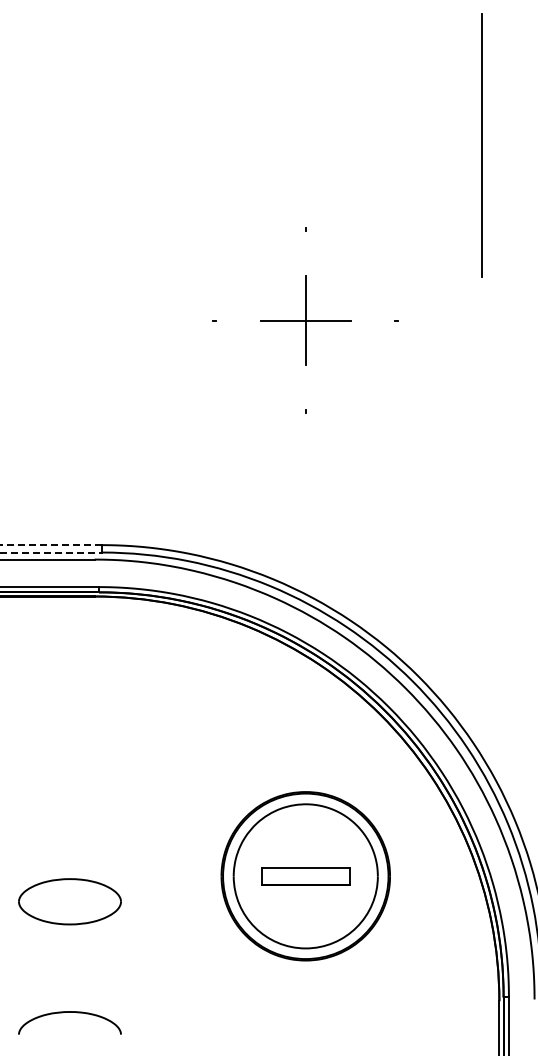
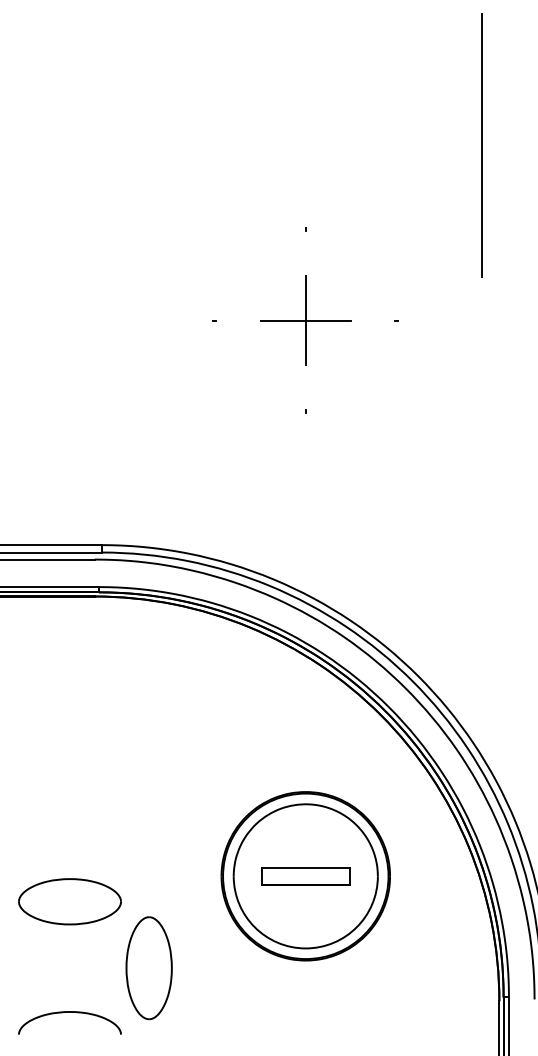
line: dashed -> solid (50, 545)
line: dashed -> solid (51, 552)
part: none -> present (148, 968)
